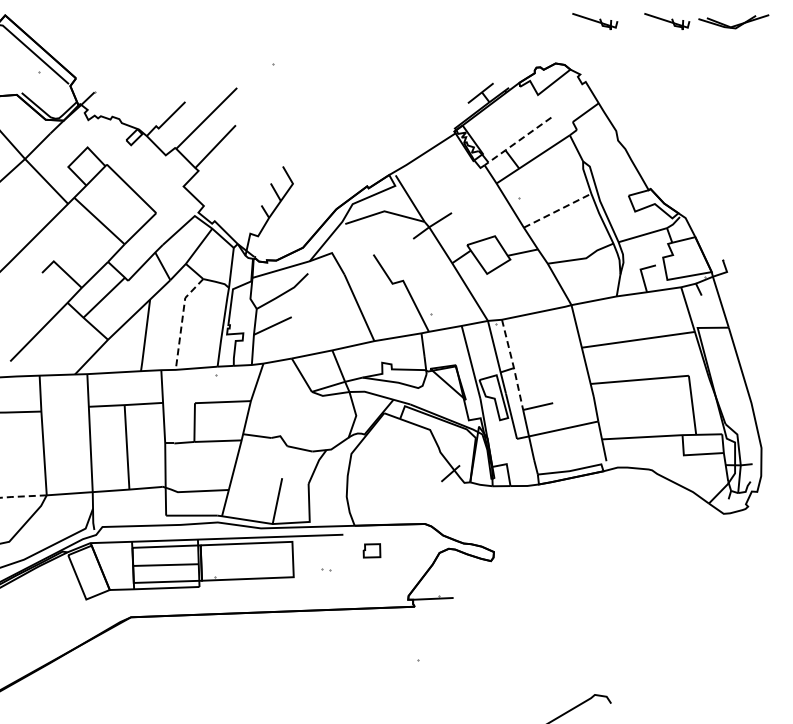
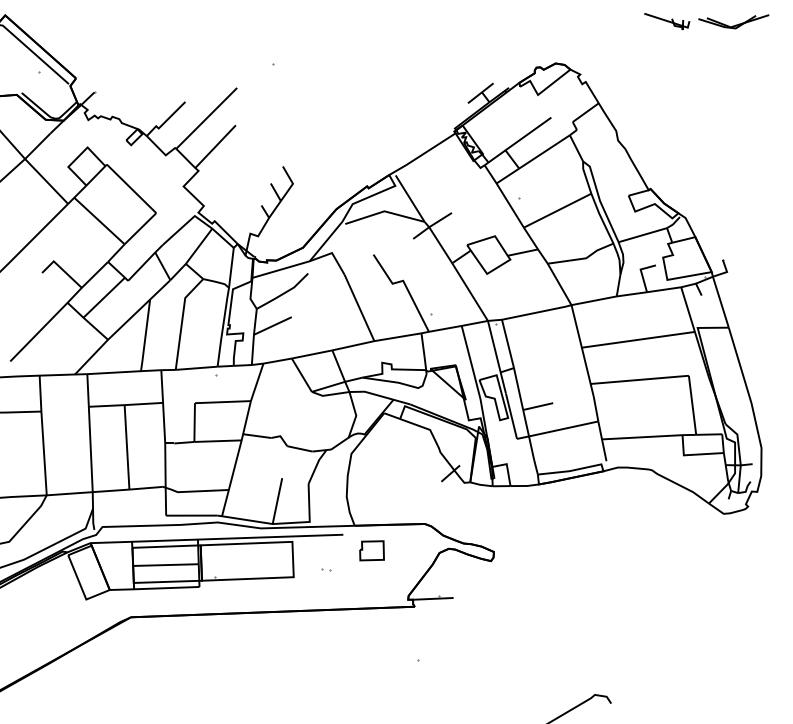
part: present -> none (595, 21)
line: dashed -> solid (516, 142)
line: dashed -> solid (557, 210)
line: dashed -> solid (182, 320)
line: dashed -> solid (513, 365)
line: dashed -> solid (22, 496)
part size: 20x16 px -> 26x22 px (371, 550)
